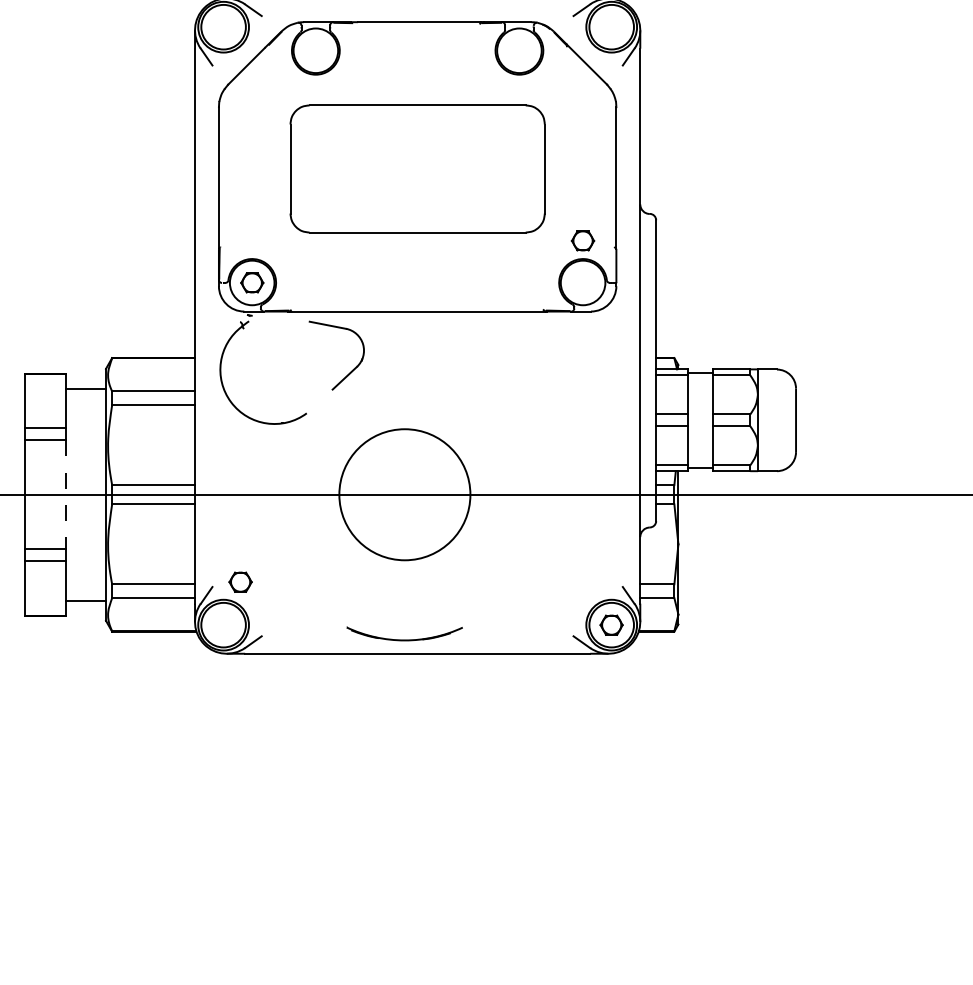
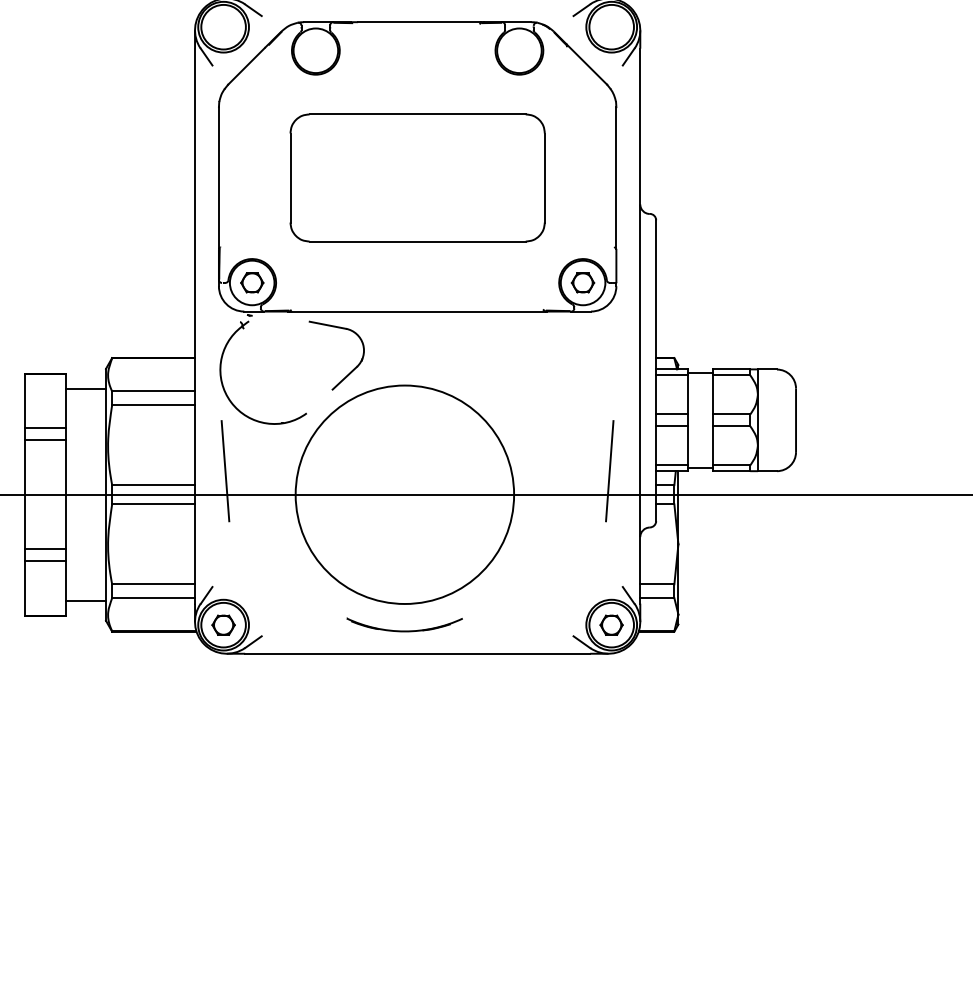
part position: (417, 168) -> (417, 177) (417, 177)
part position: (582, 240) -> (582, 282) (582, 282)
line: none -> present (225, 471)
line: none -> present (609, 471)
circle diameter: 131 px -> 218 px (404, 494)
line: dashed -> solid (65, 495)
part position: (240, 581) -> (223, 624) (223, 624)
part position: (404, 633) -> (404, 624) (404, 624)
